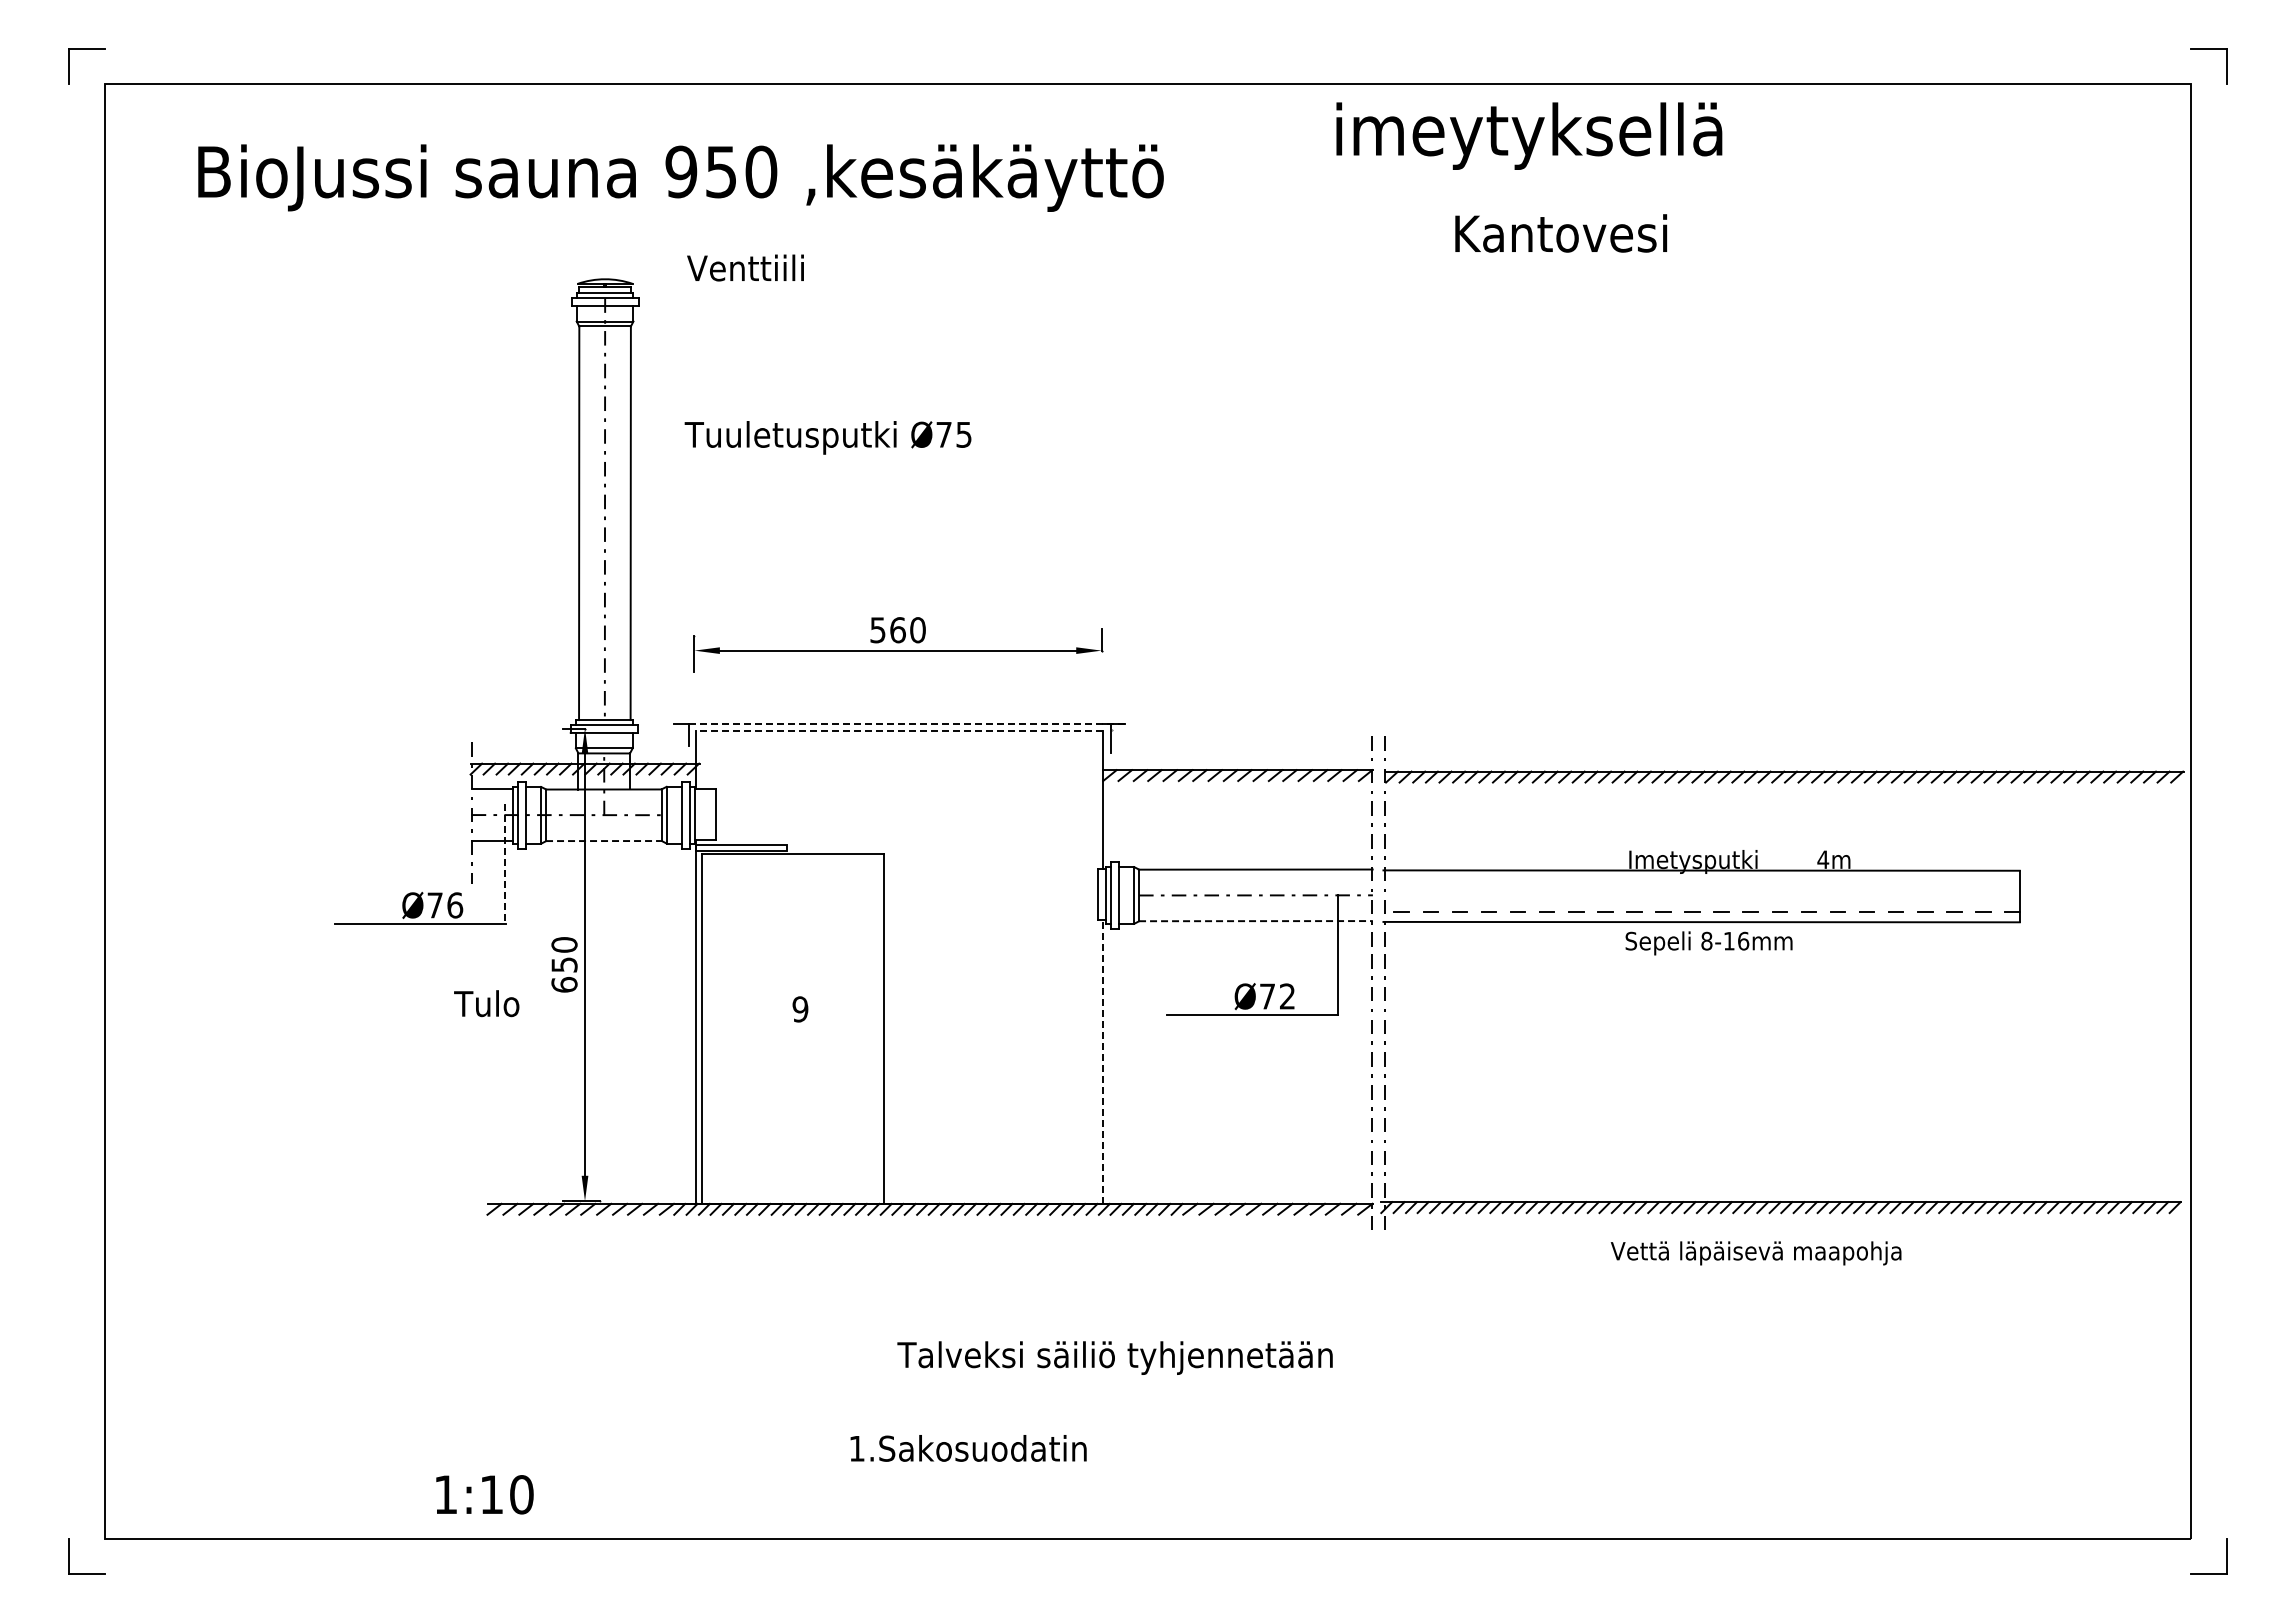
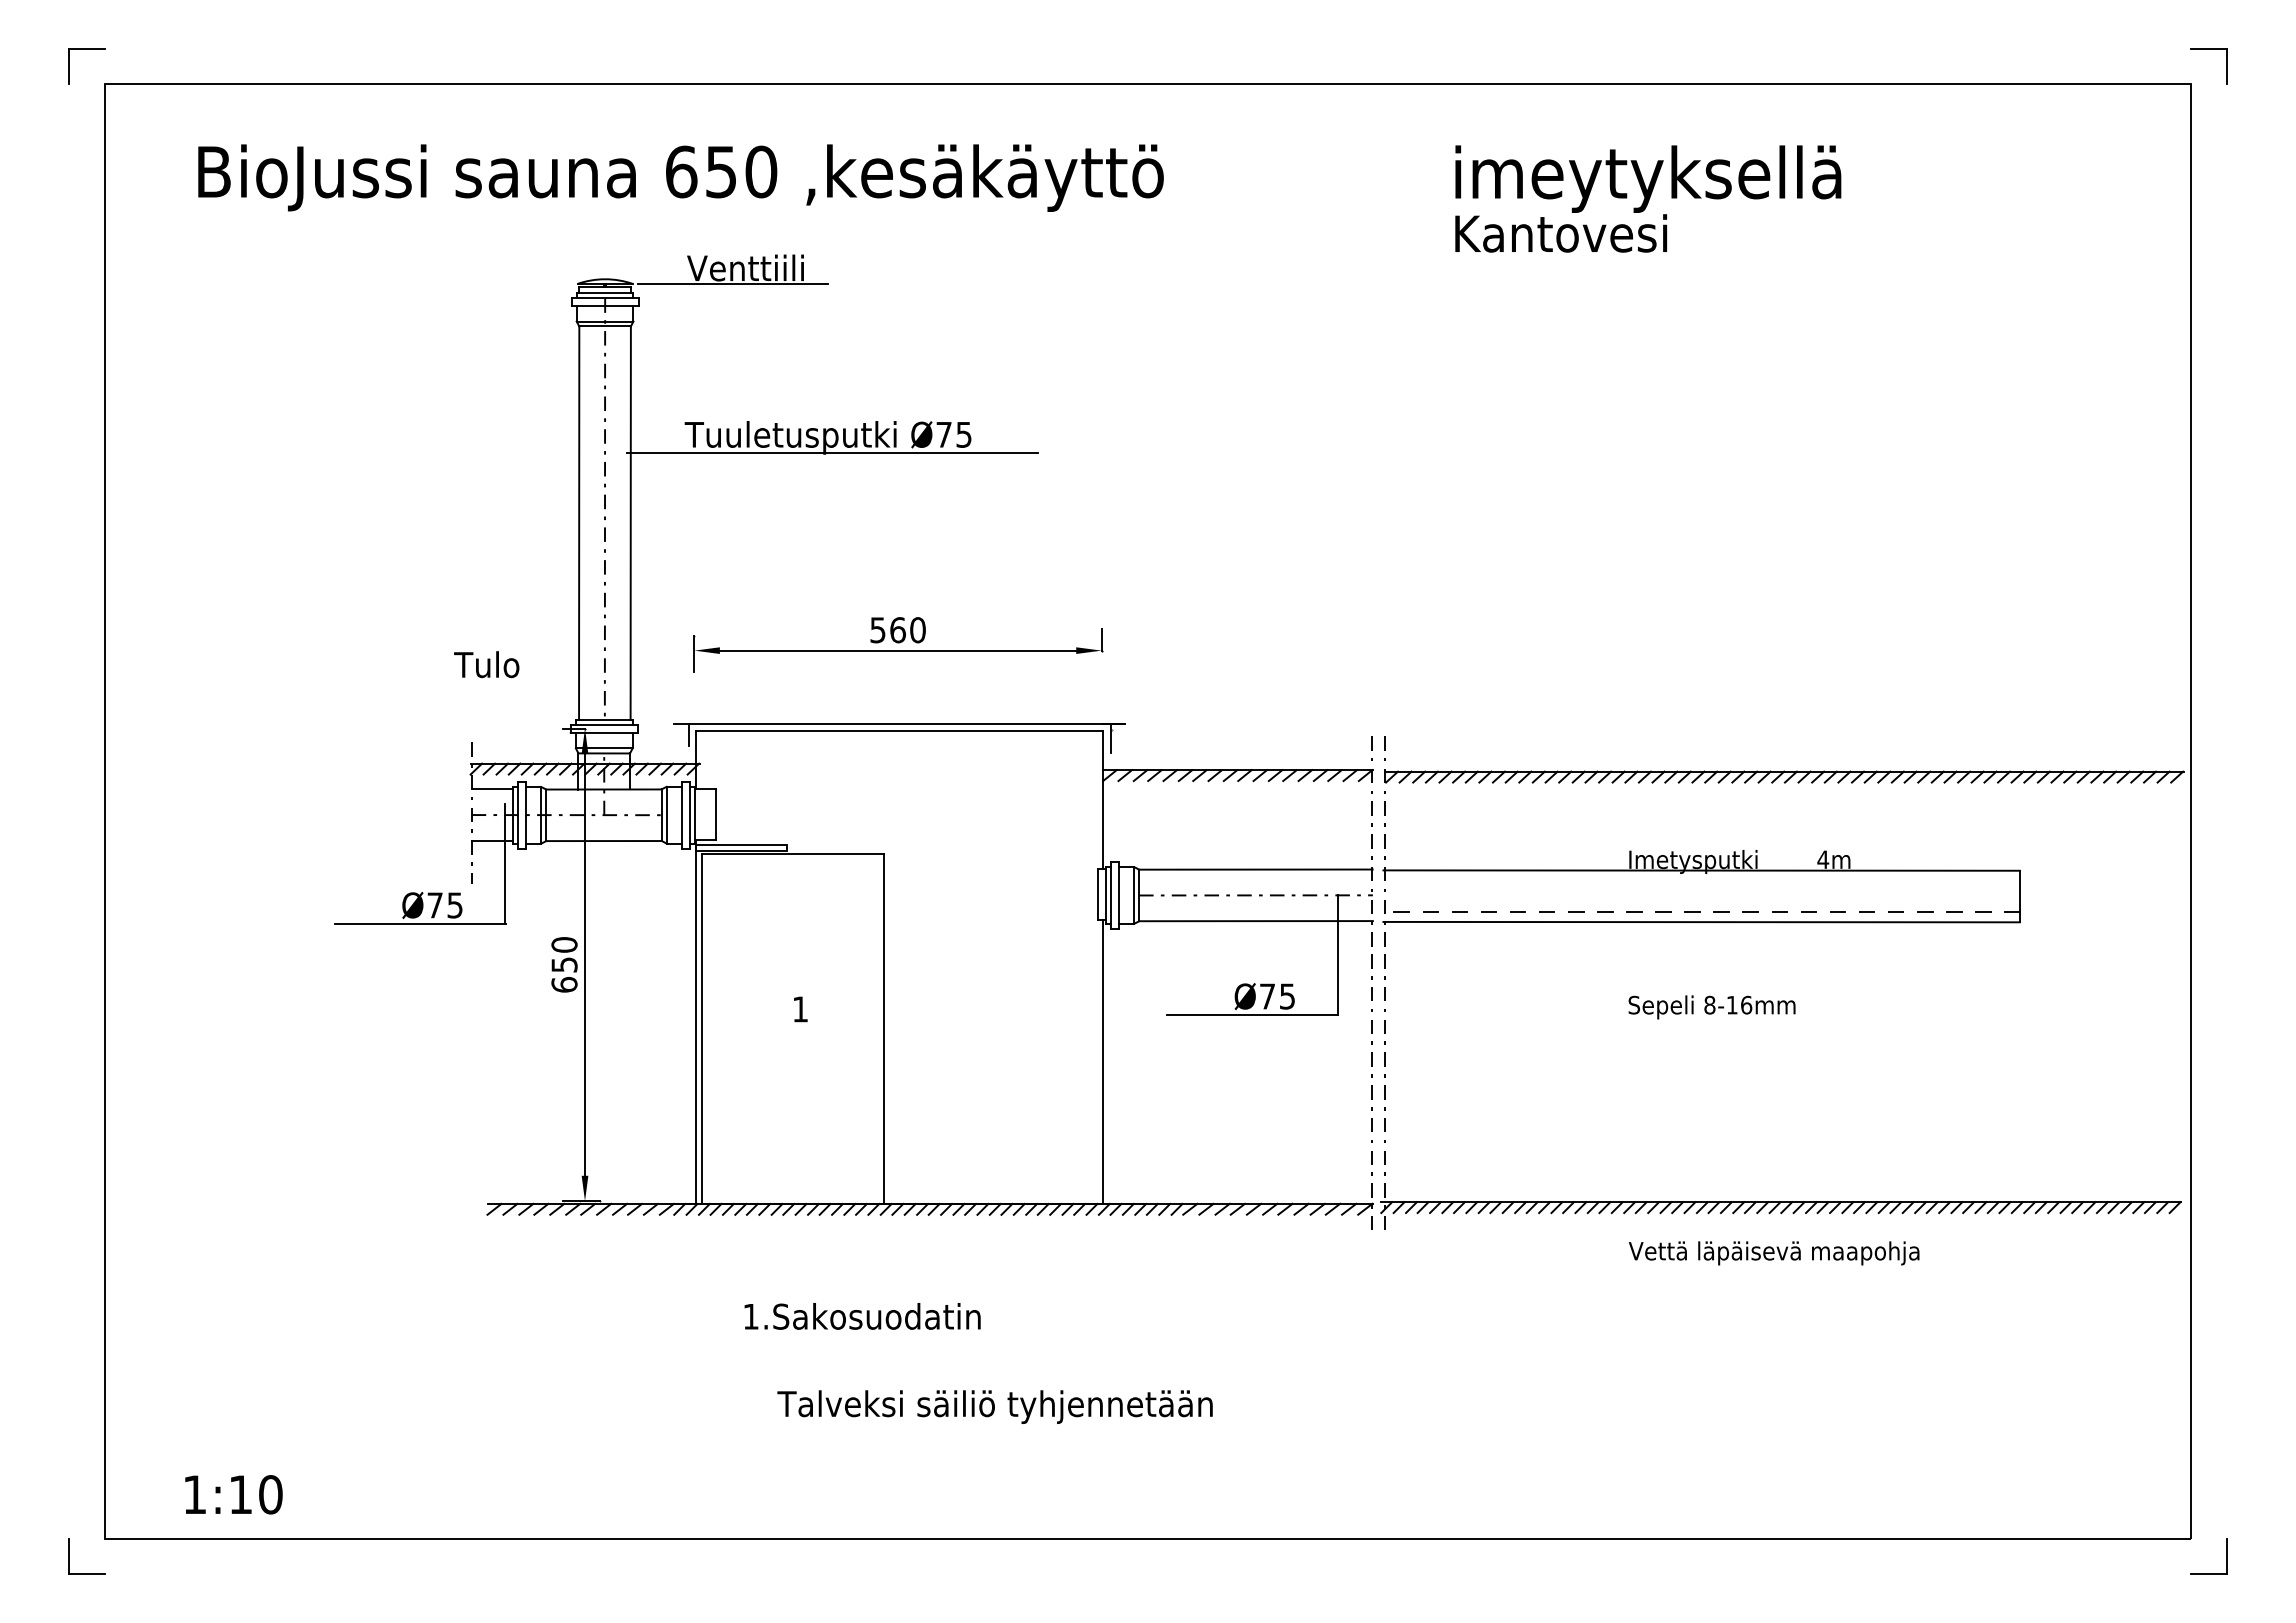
text position: (1529, 135) -> (1648, 178) (1648, 178)
text: 950 -> 650 (681, 171)
line: none -> present (732, 284)
line: none -> present (832, 453)
line: dashed -> solid (907, 724)
line: dashed -> solid (899, 731)
line: dashed -> solid (603, 841)
line: dashed -> solid (505, 864)
text: Ø76 -> Ø75 (455, 905)
line: dashed -> solid (1255, 921)
text position: (1708, 943) -> (1711, 1007) (1711, 1007)
text: Ø72 -> Ø75 (1287, 996)
text position: (486, 1003) -> (486, 664) (486, 664)
text: 9 -> 1 (800, 1009)
line: dashed -> solid (1103, 1061)
text position: (1755, 1253) -> (1773, 1253) (1773, 1253)
text position: (1114, 1357) -> (994, 1406) (994, 1406)
text position: (968, 1448) -> (862, 1316) (862, 1316)
text position: (484, 1494) -> (233, 1494) (233, 1494)
